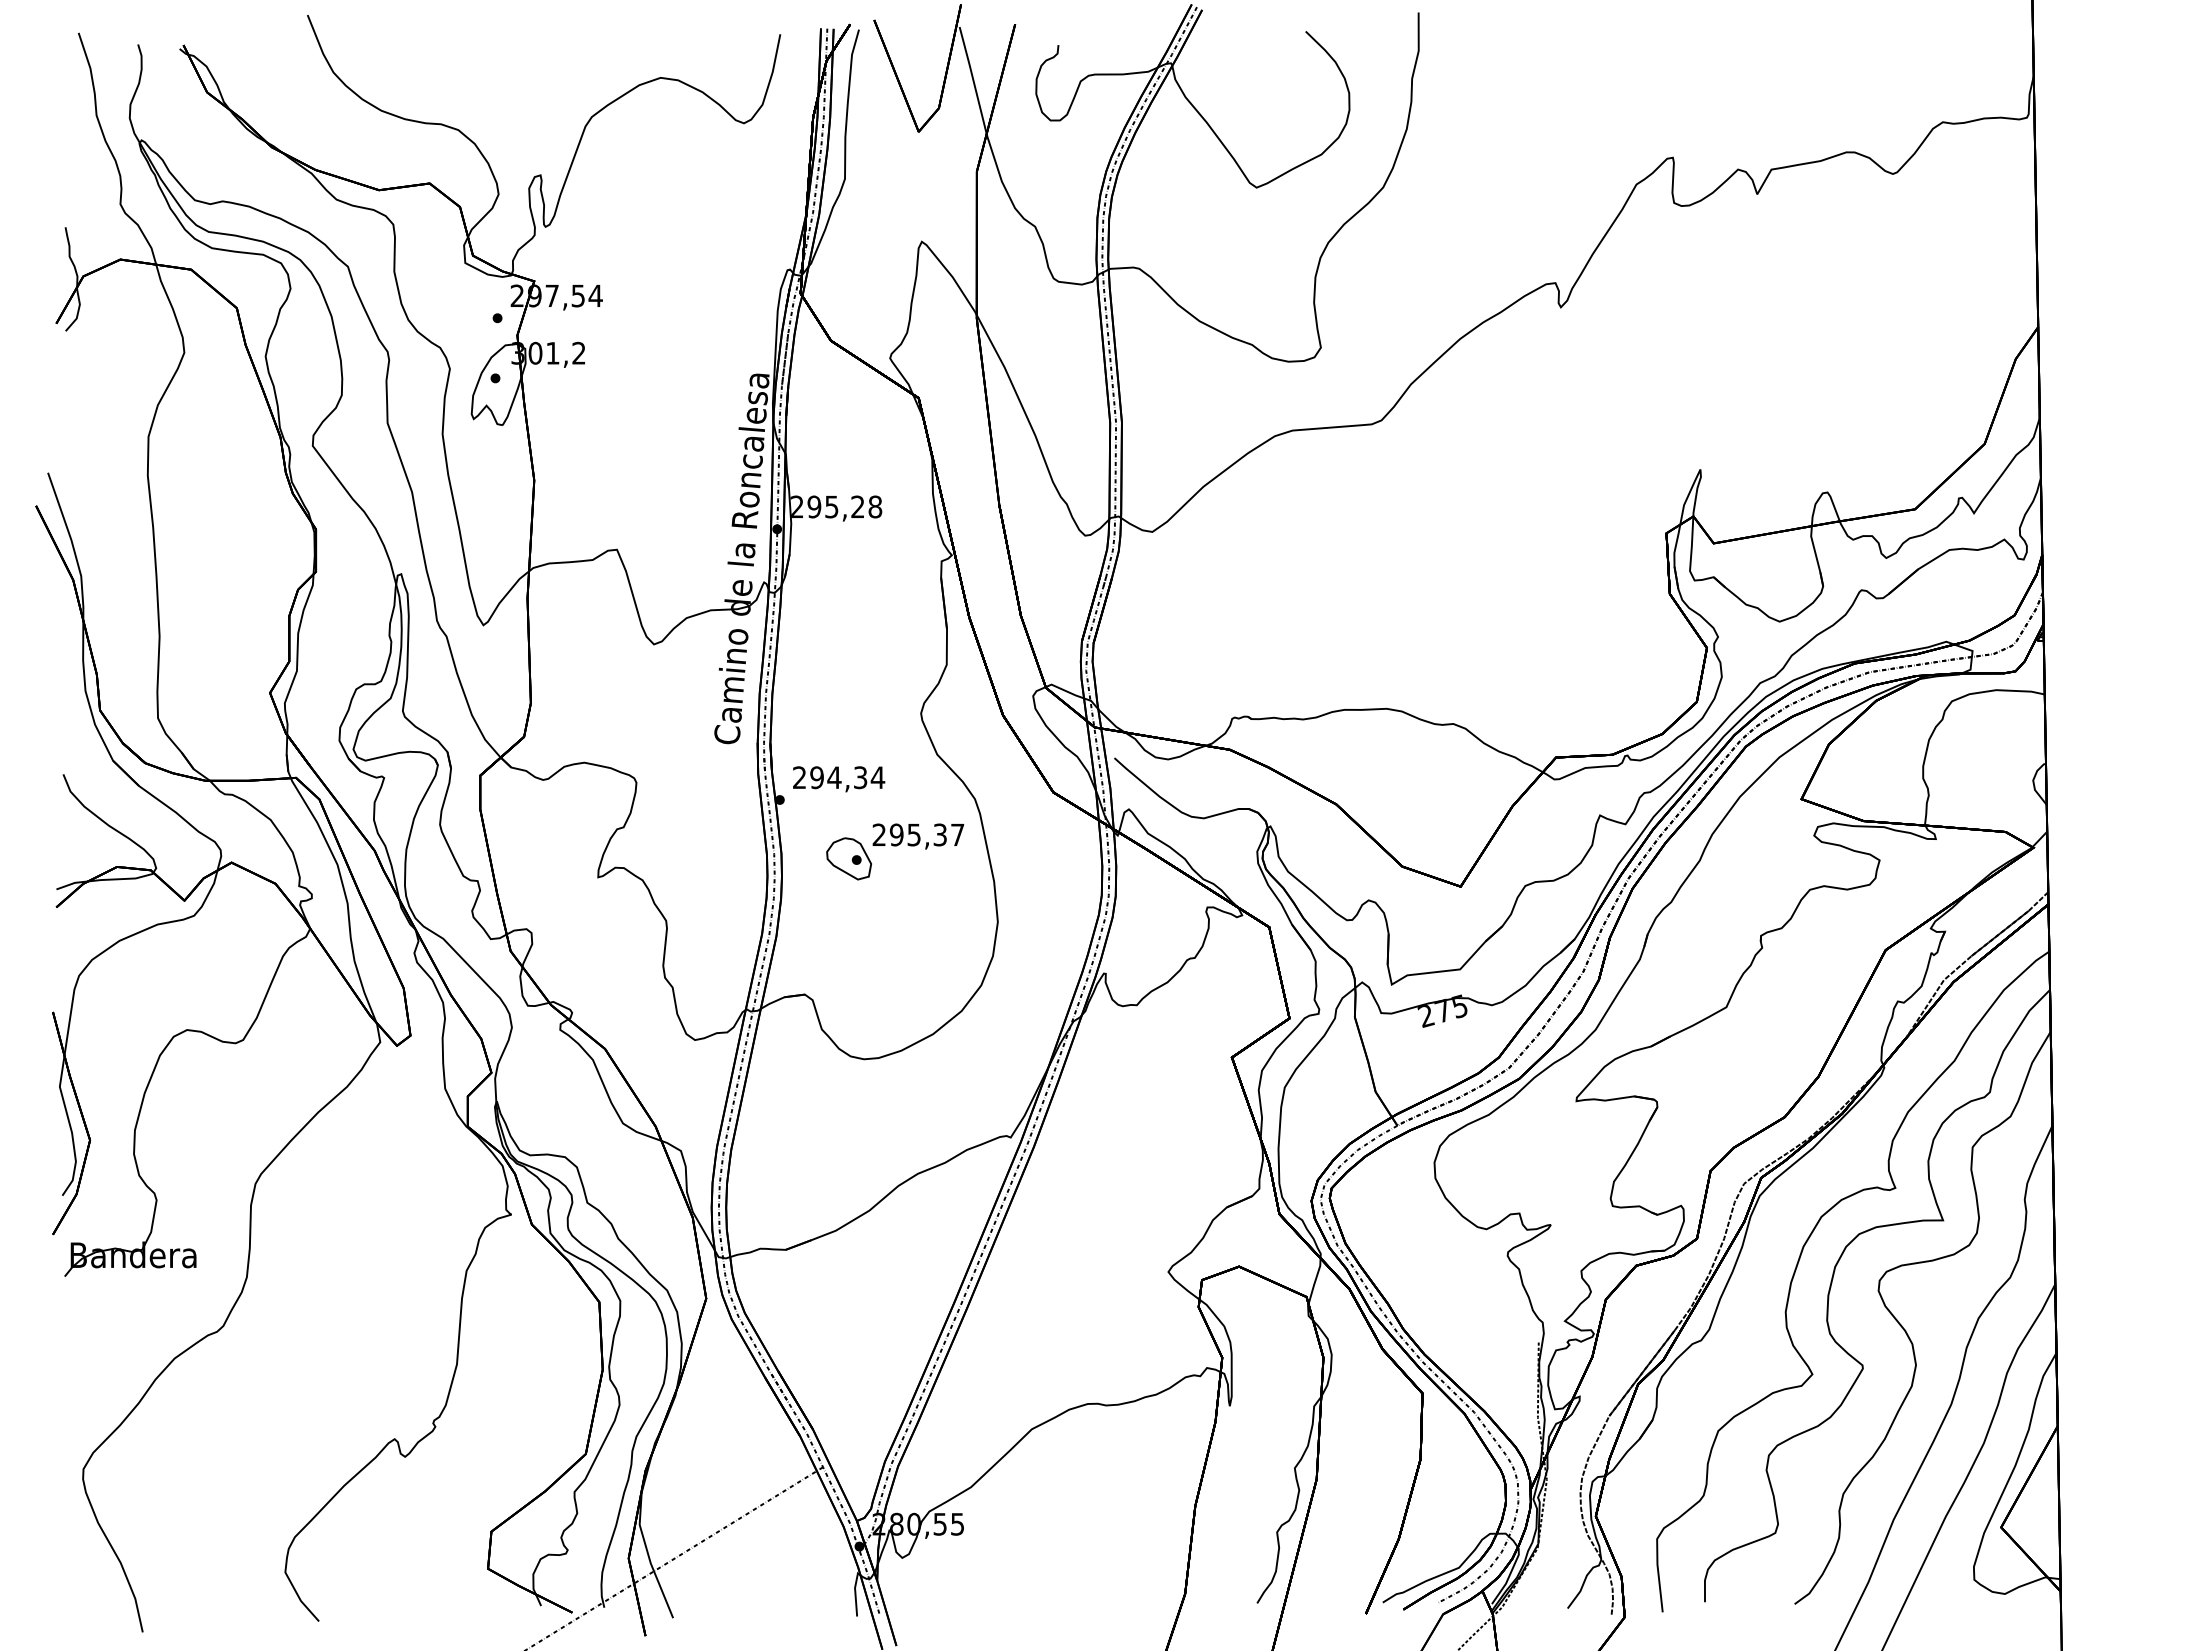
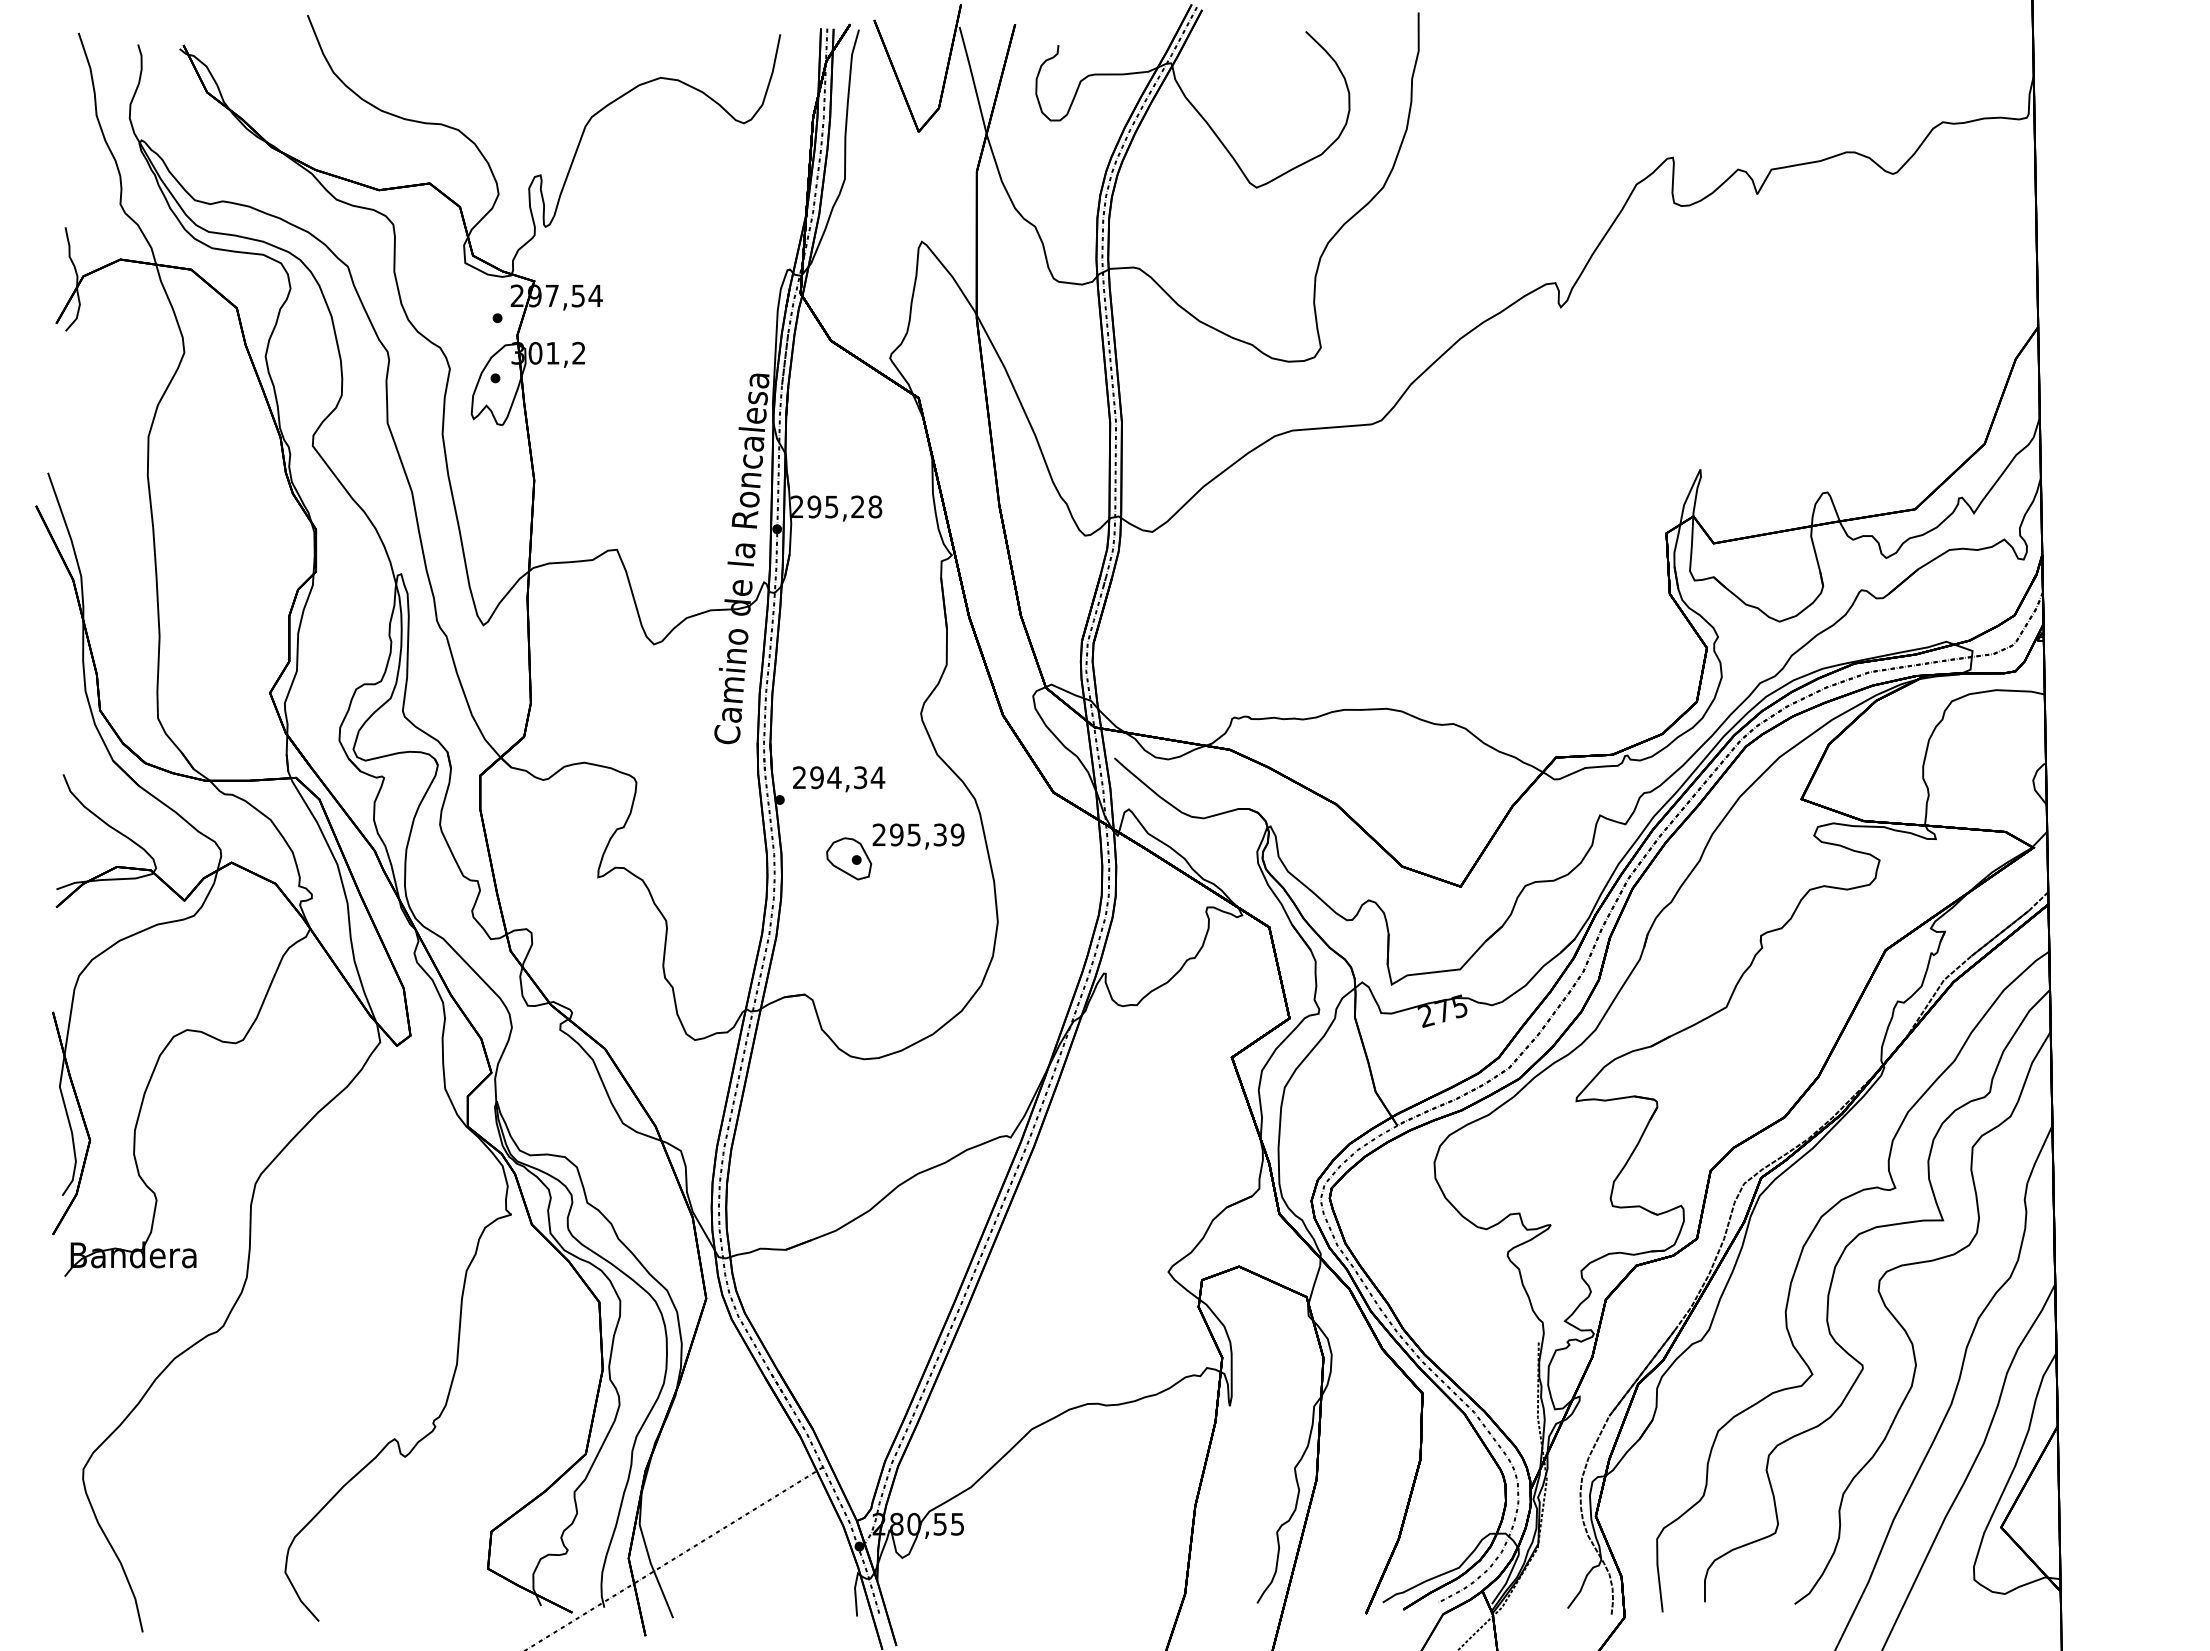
text: 295,37 -> 295,39 (957, 834)
